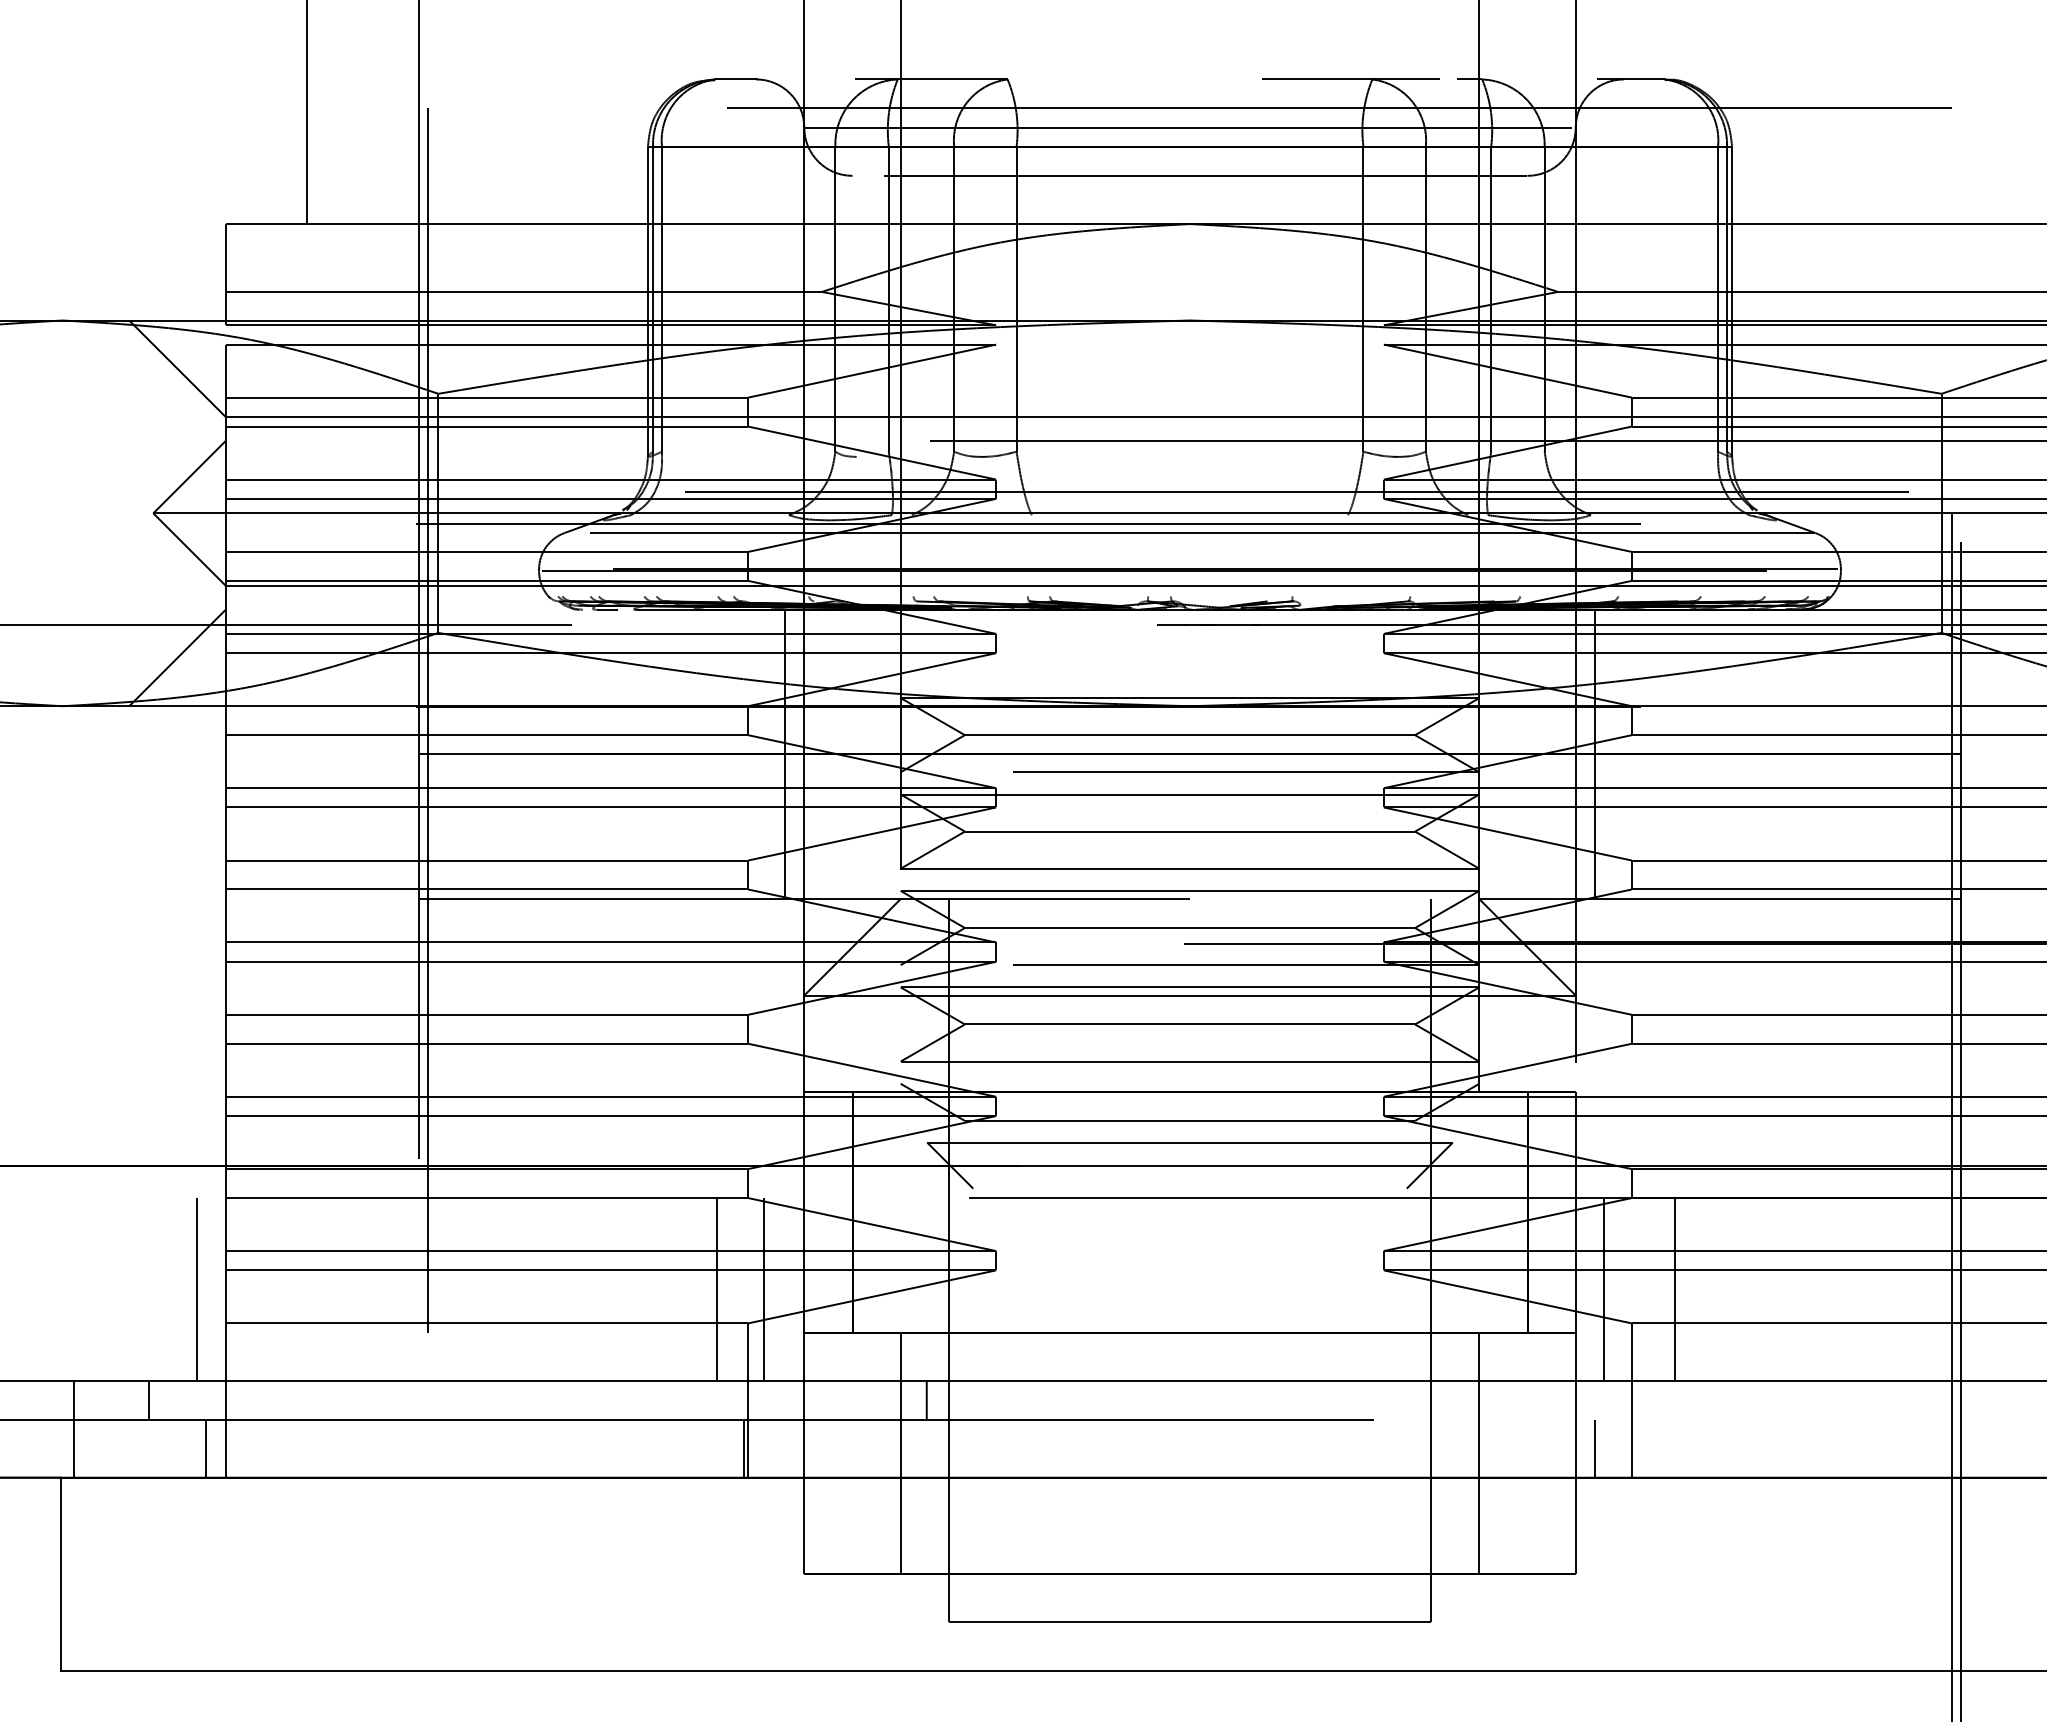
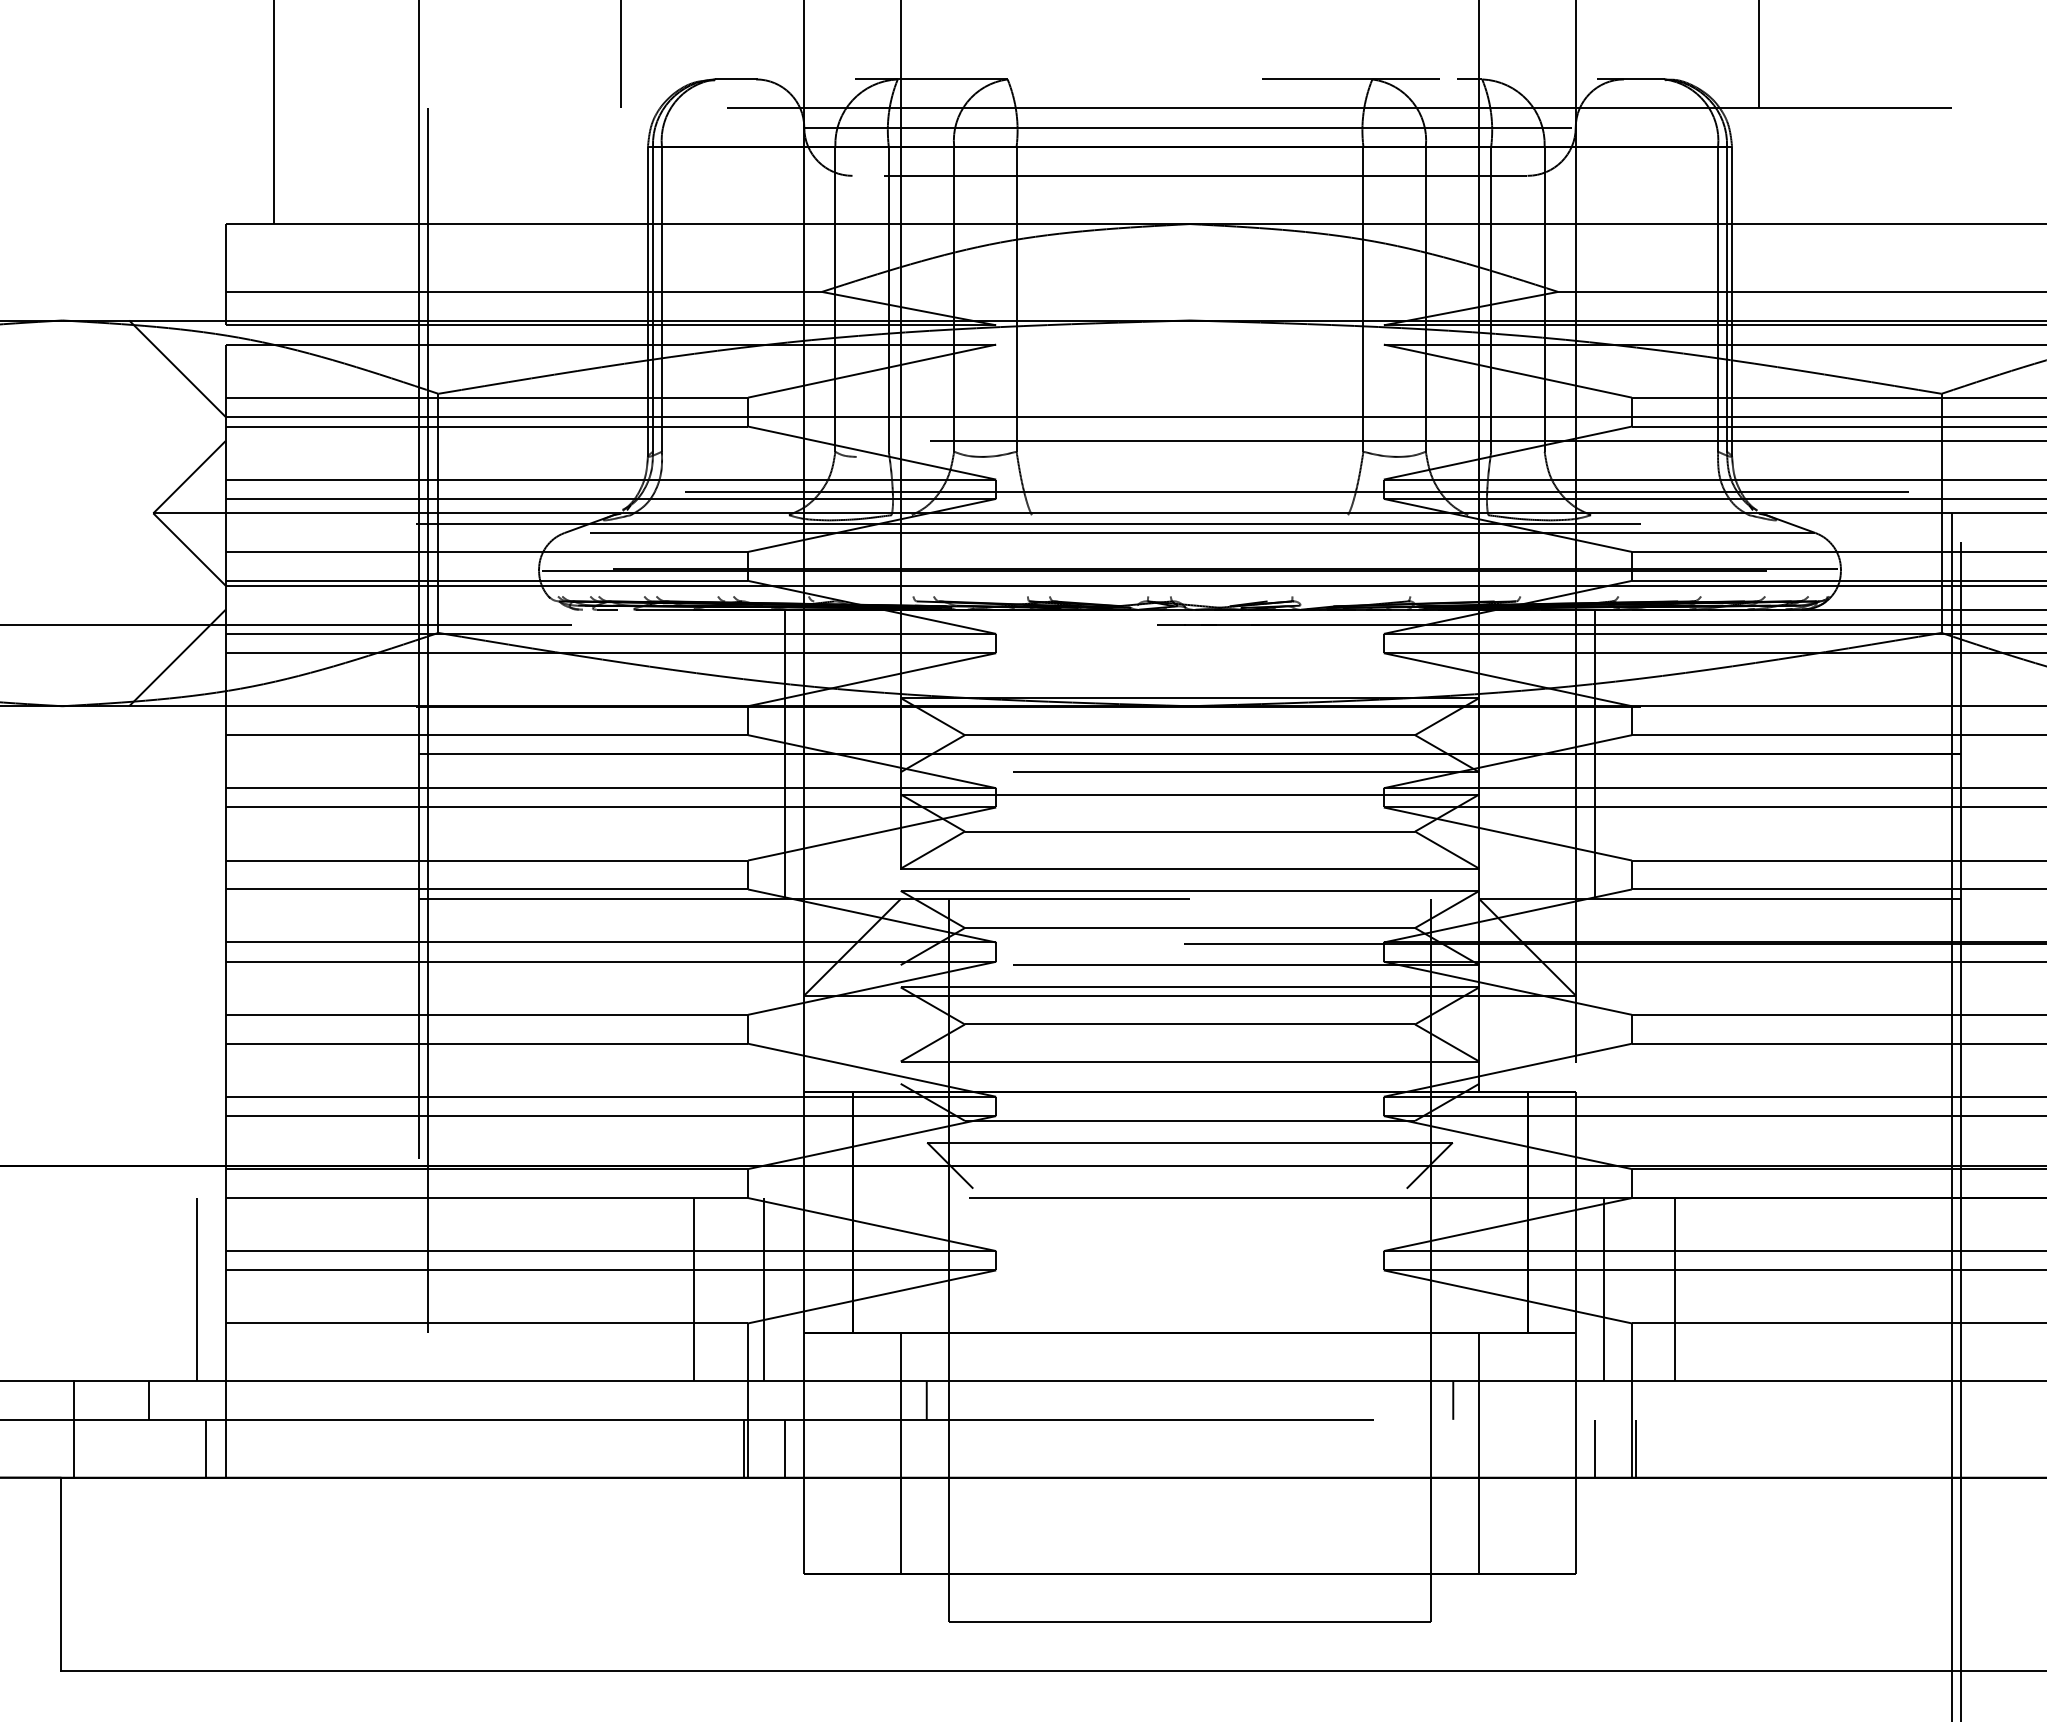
line: none -> present (621, 55)
line: none -> present (1758, 55)
line position: (306, 113) -> (273, 113) (273, 113)
line position: (716, 1289) -> (693, 1289) (693, 1289)
line: none -> present (1453, 1400)
line: none -> present (784, 1448)
line: none -> present (1636, 1448)
